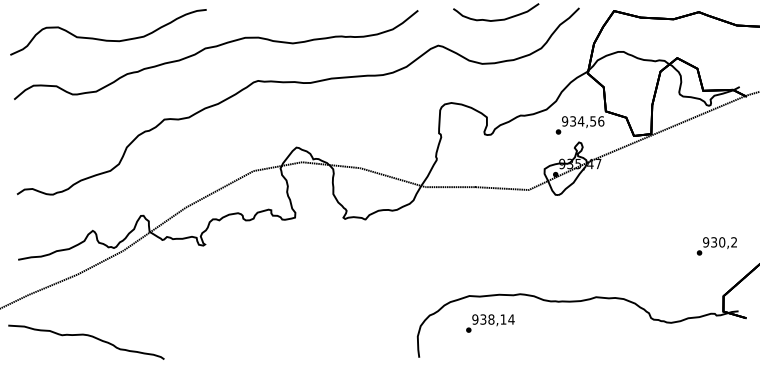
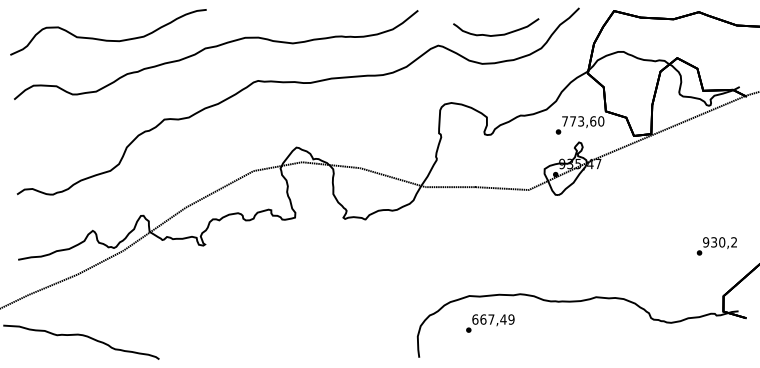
curve position: (496, 19) -> (496, 34) (496, 34)
text: 934,56 -> 773,60 (583, 121)
text: 938,14 -> 667,49 (493, 319)
curve position: (87, 336) -> (82, 336) (82, 336)
